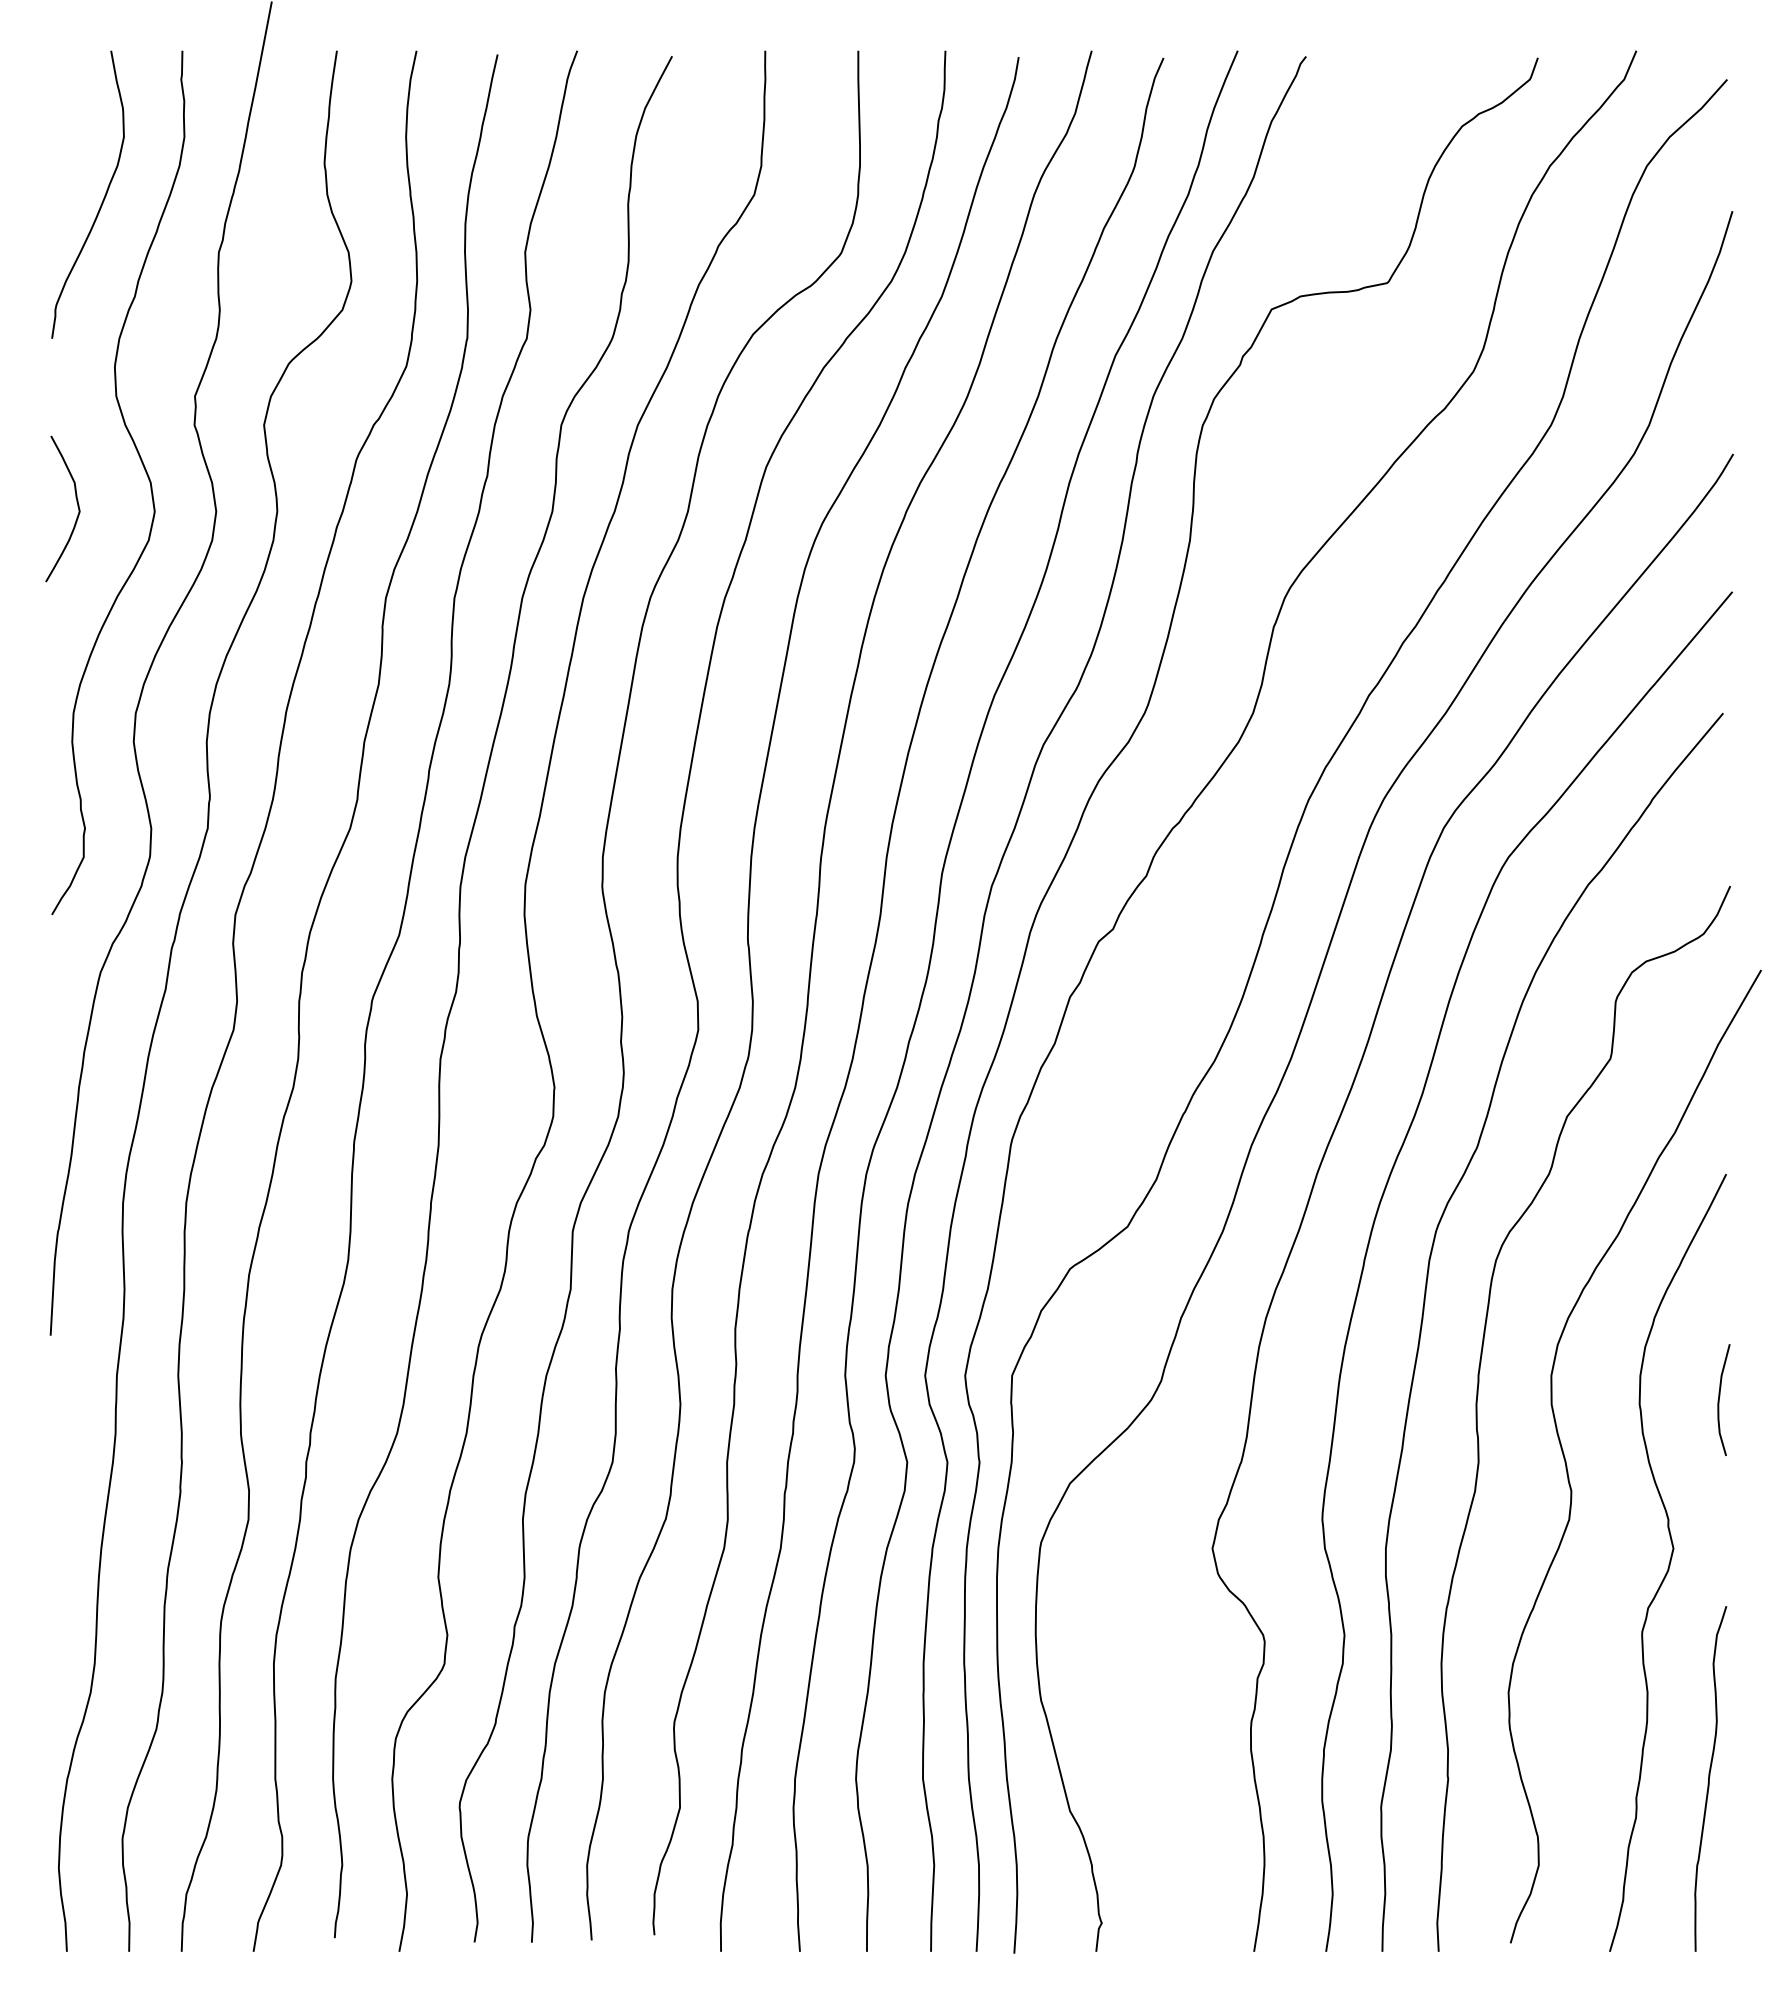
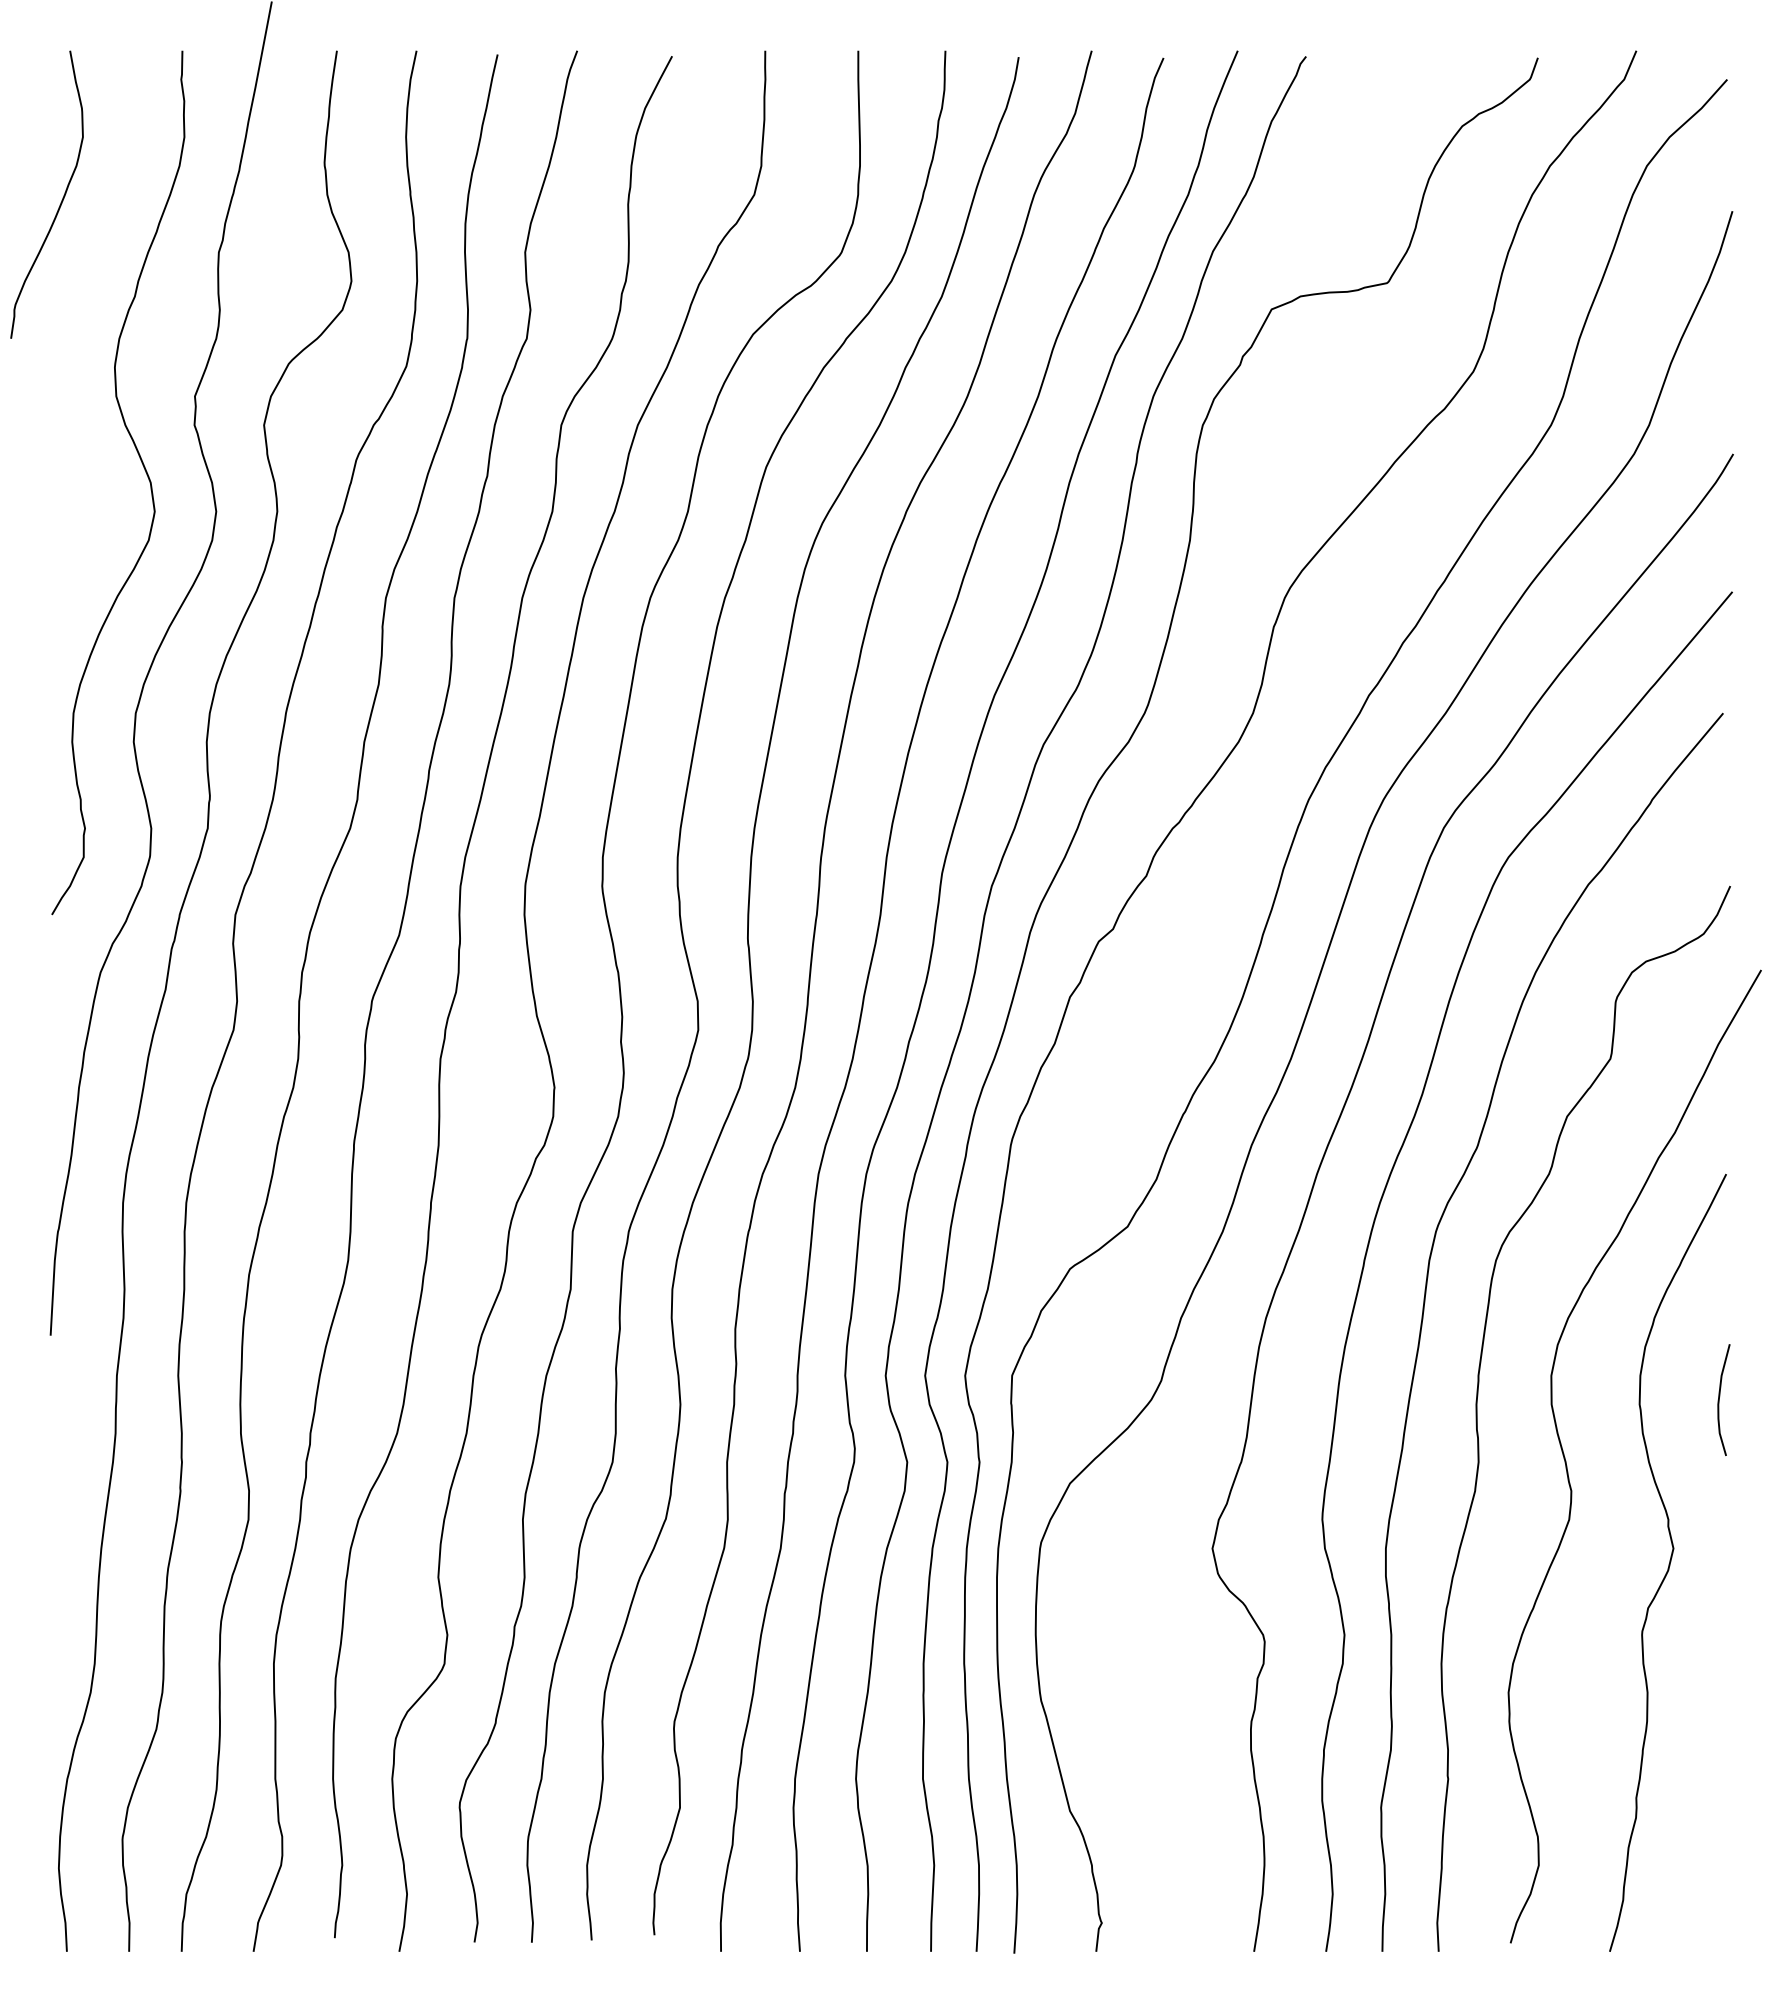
curve position: (101, 202) -> (60, 202) (60, 202)
curve: present -> none (77, 507)
curve: present -> none (1709, 1778)
